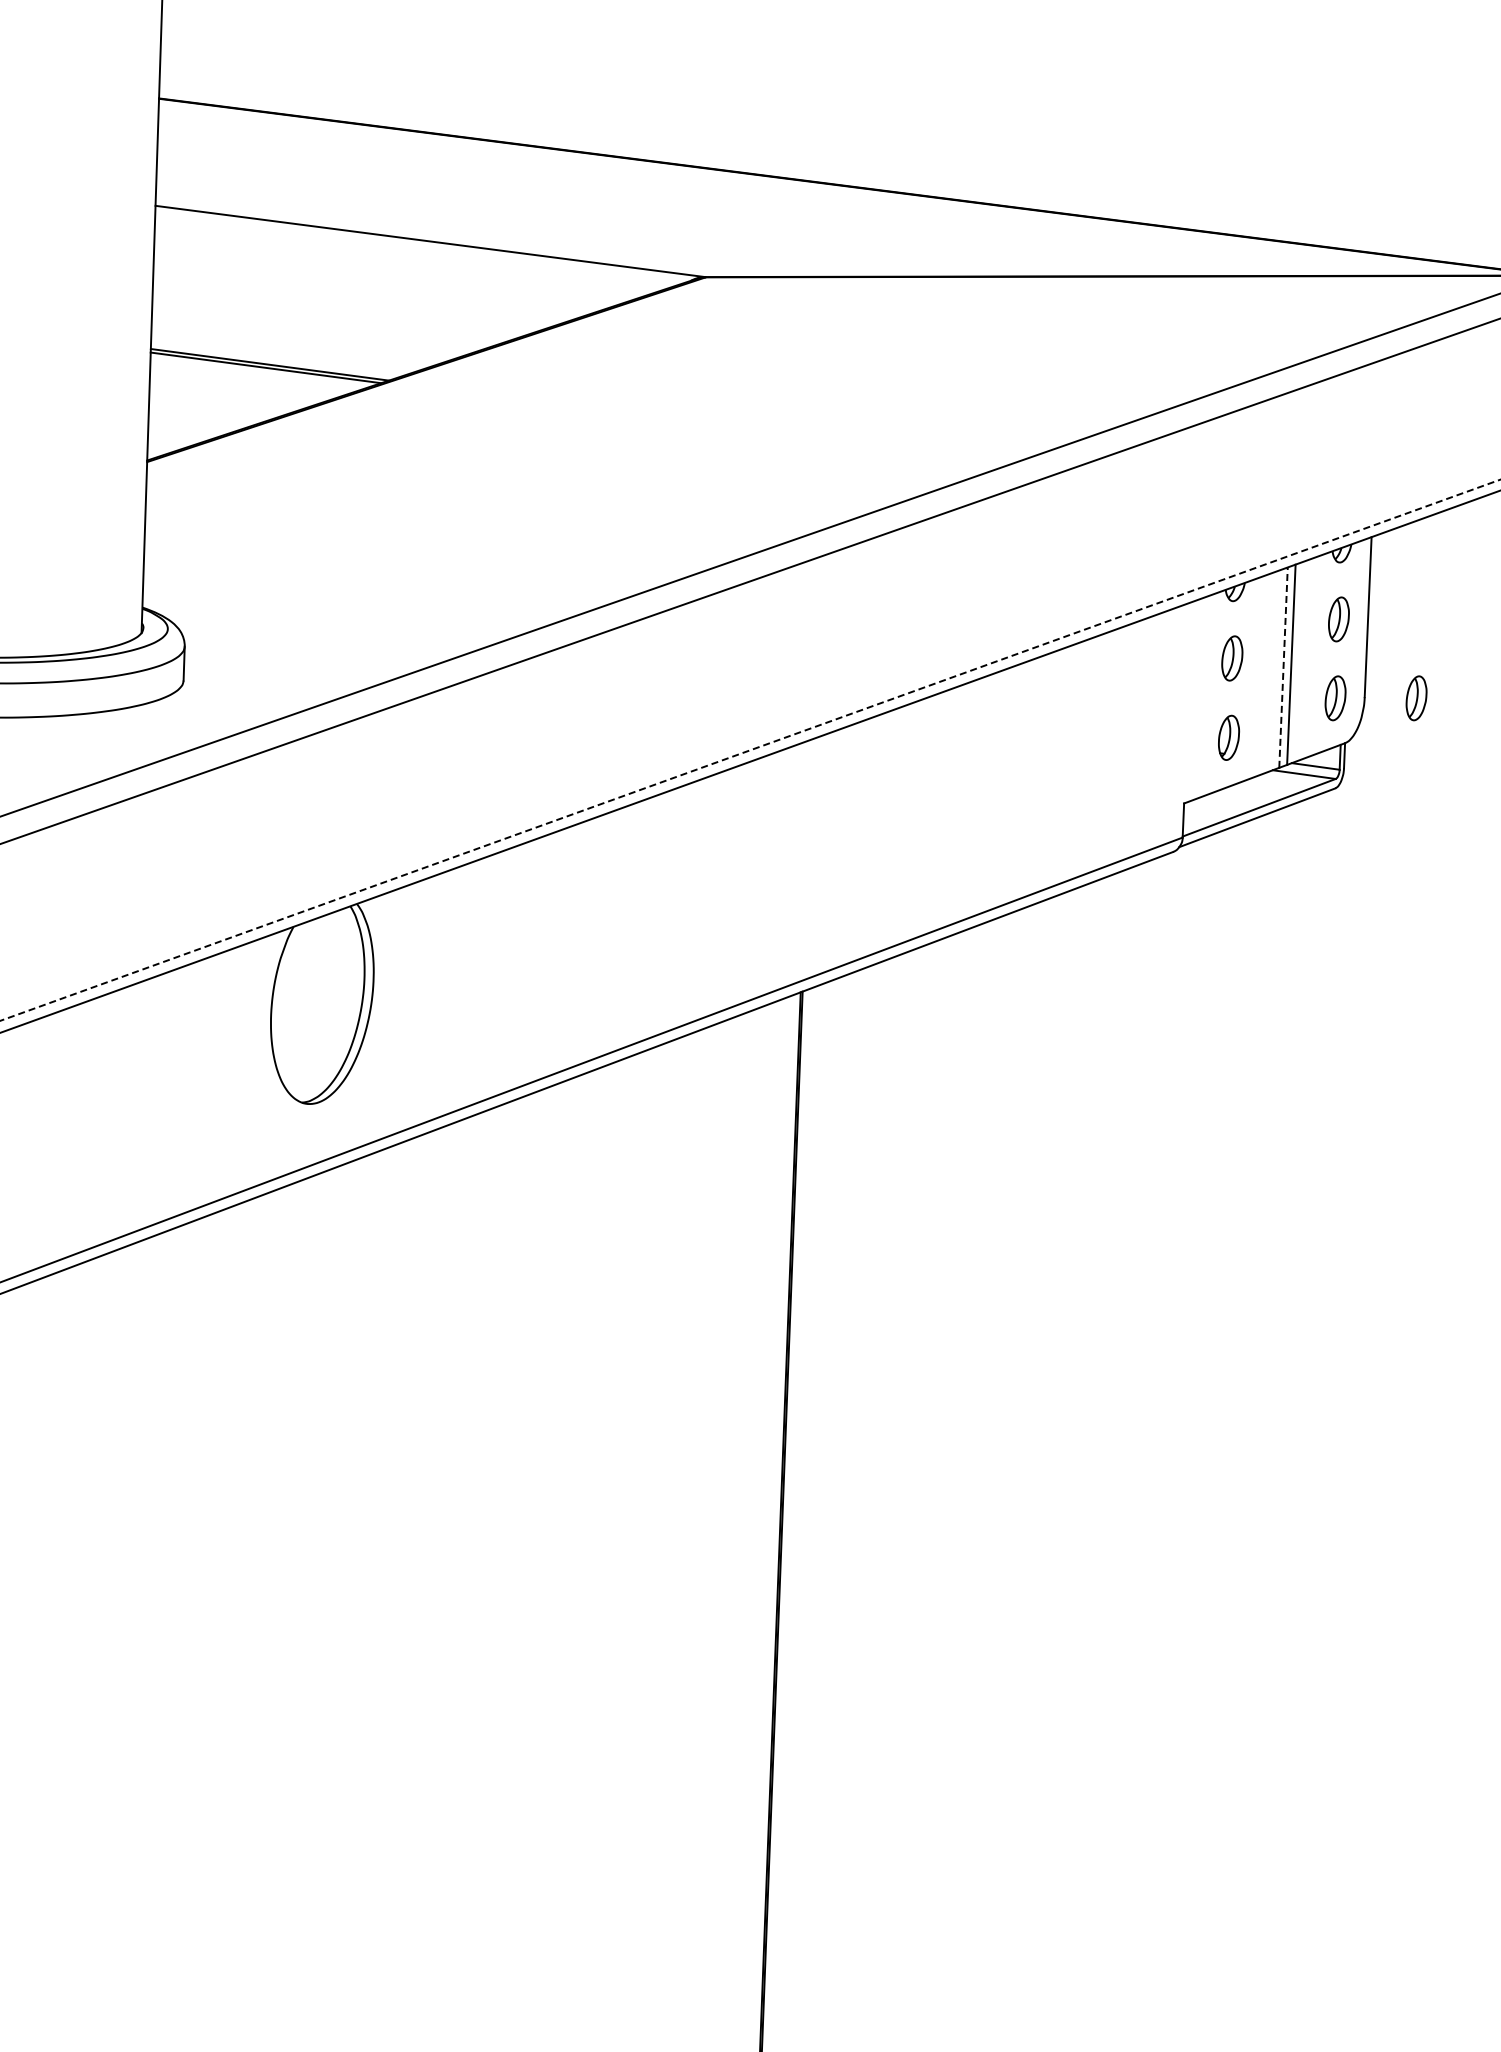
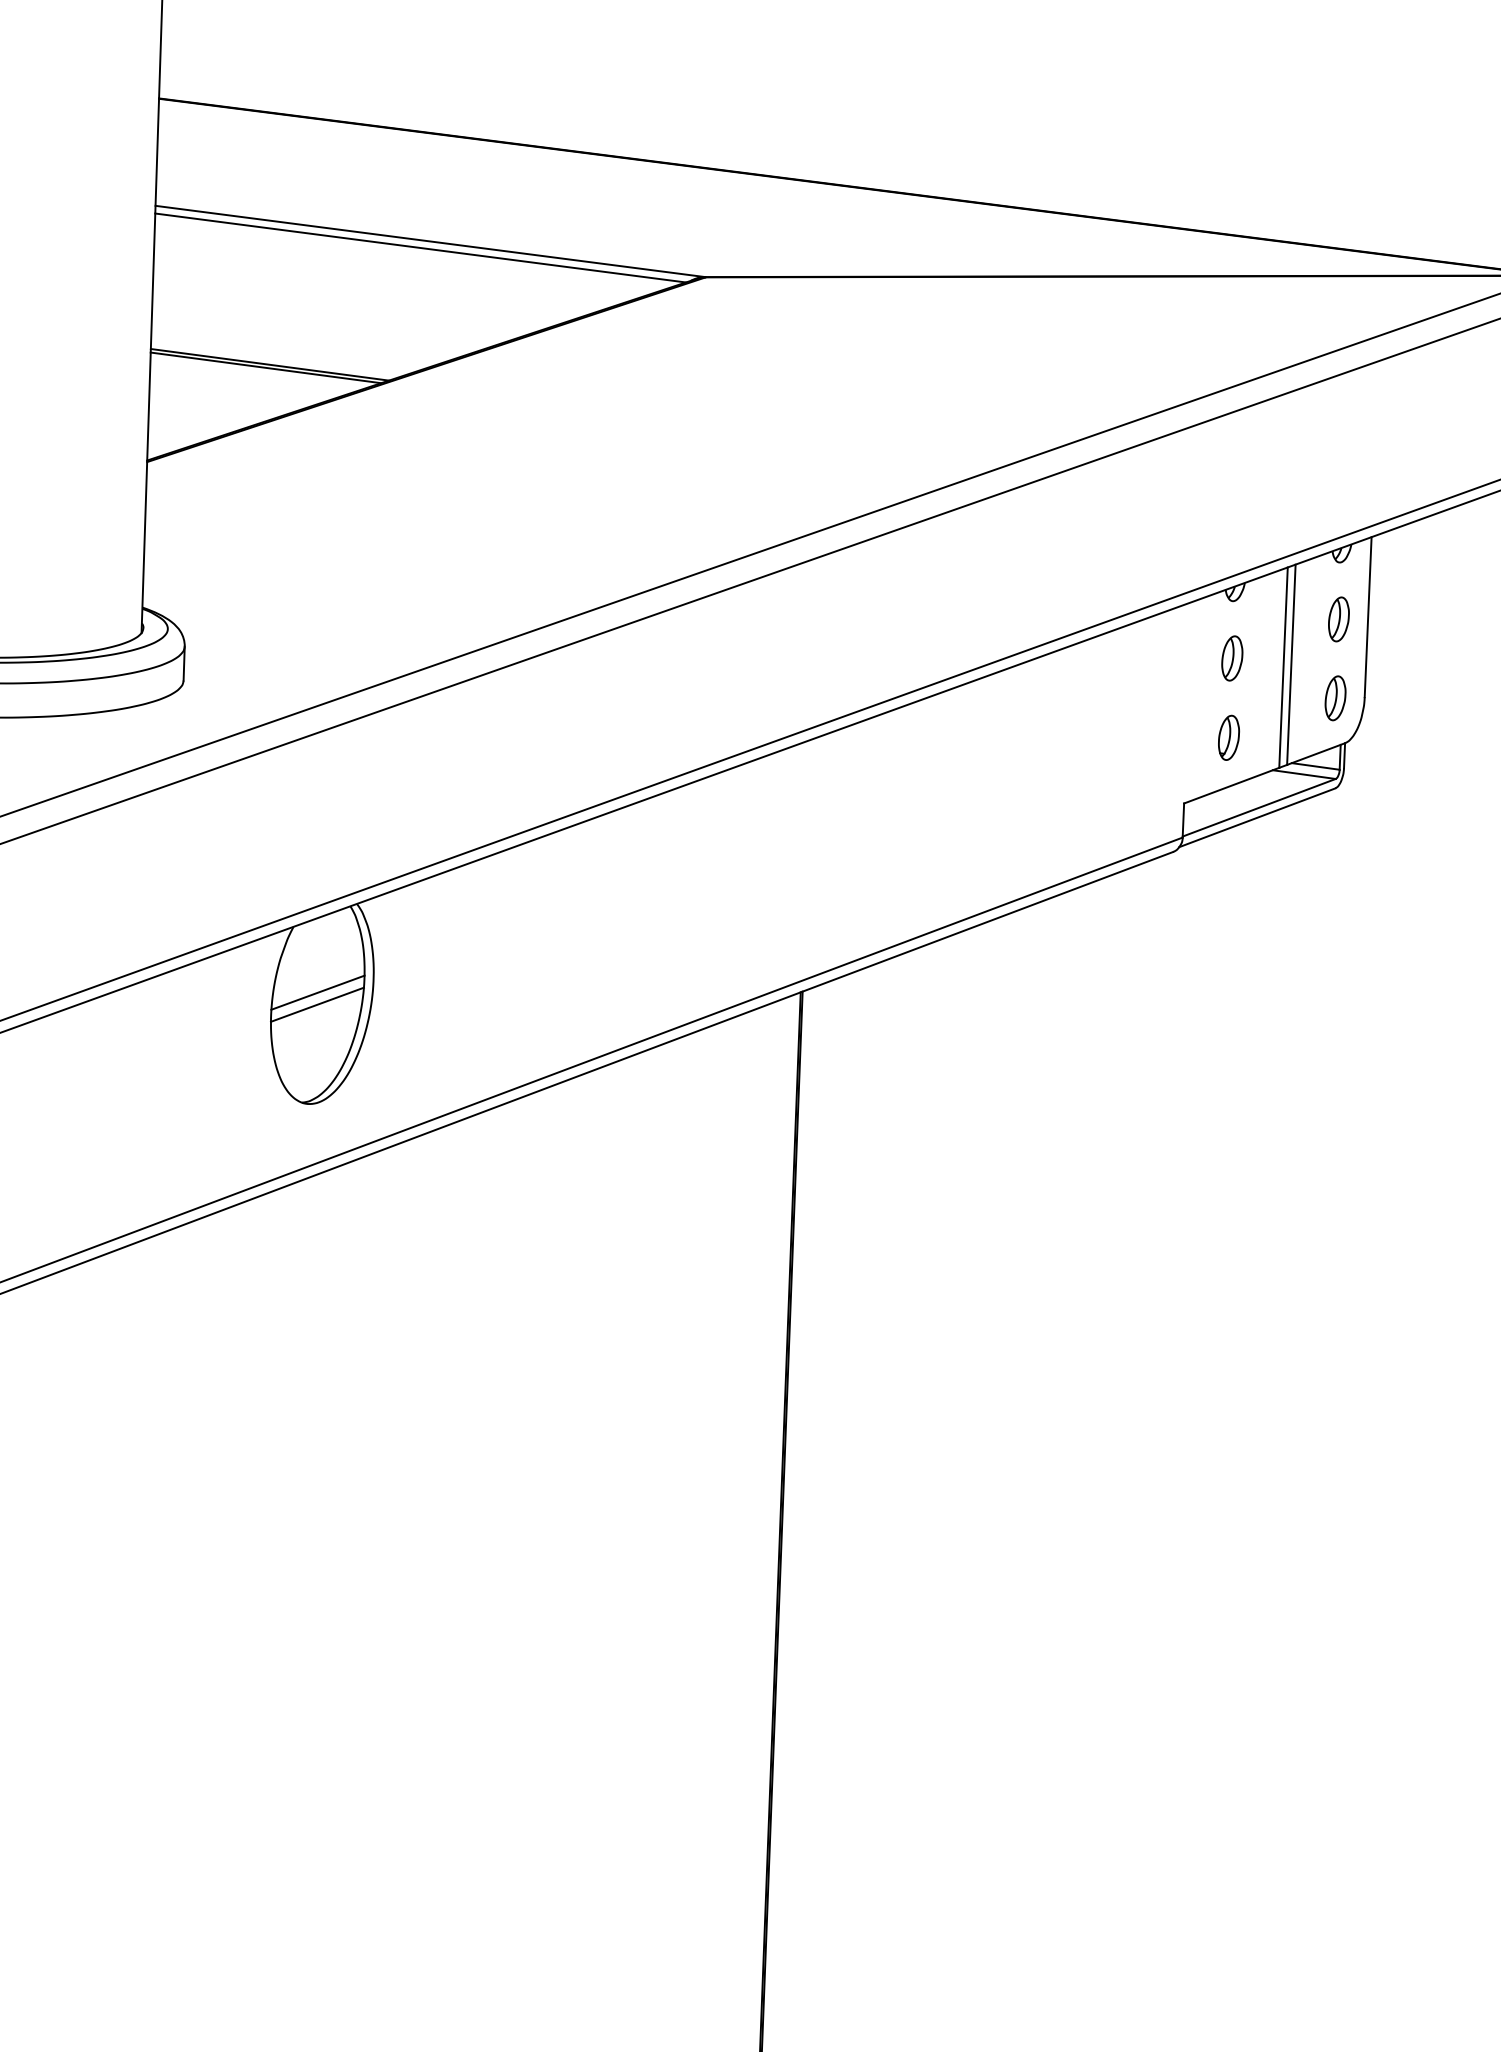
line: none -> present (420, 247)
line: dashed -> solid (1283, 667)
part: present -> none (1416, 698)
line: dashed -> solid (750, 750)
line: none -> present (317, 992)
line: none -> present (317, 1004)
